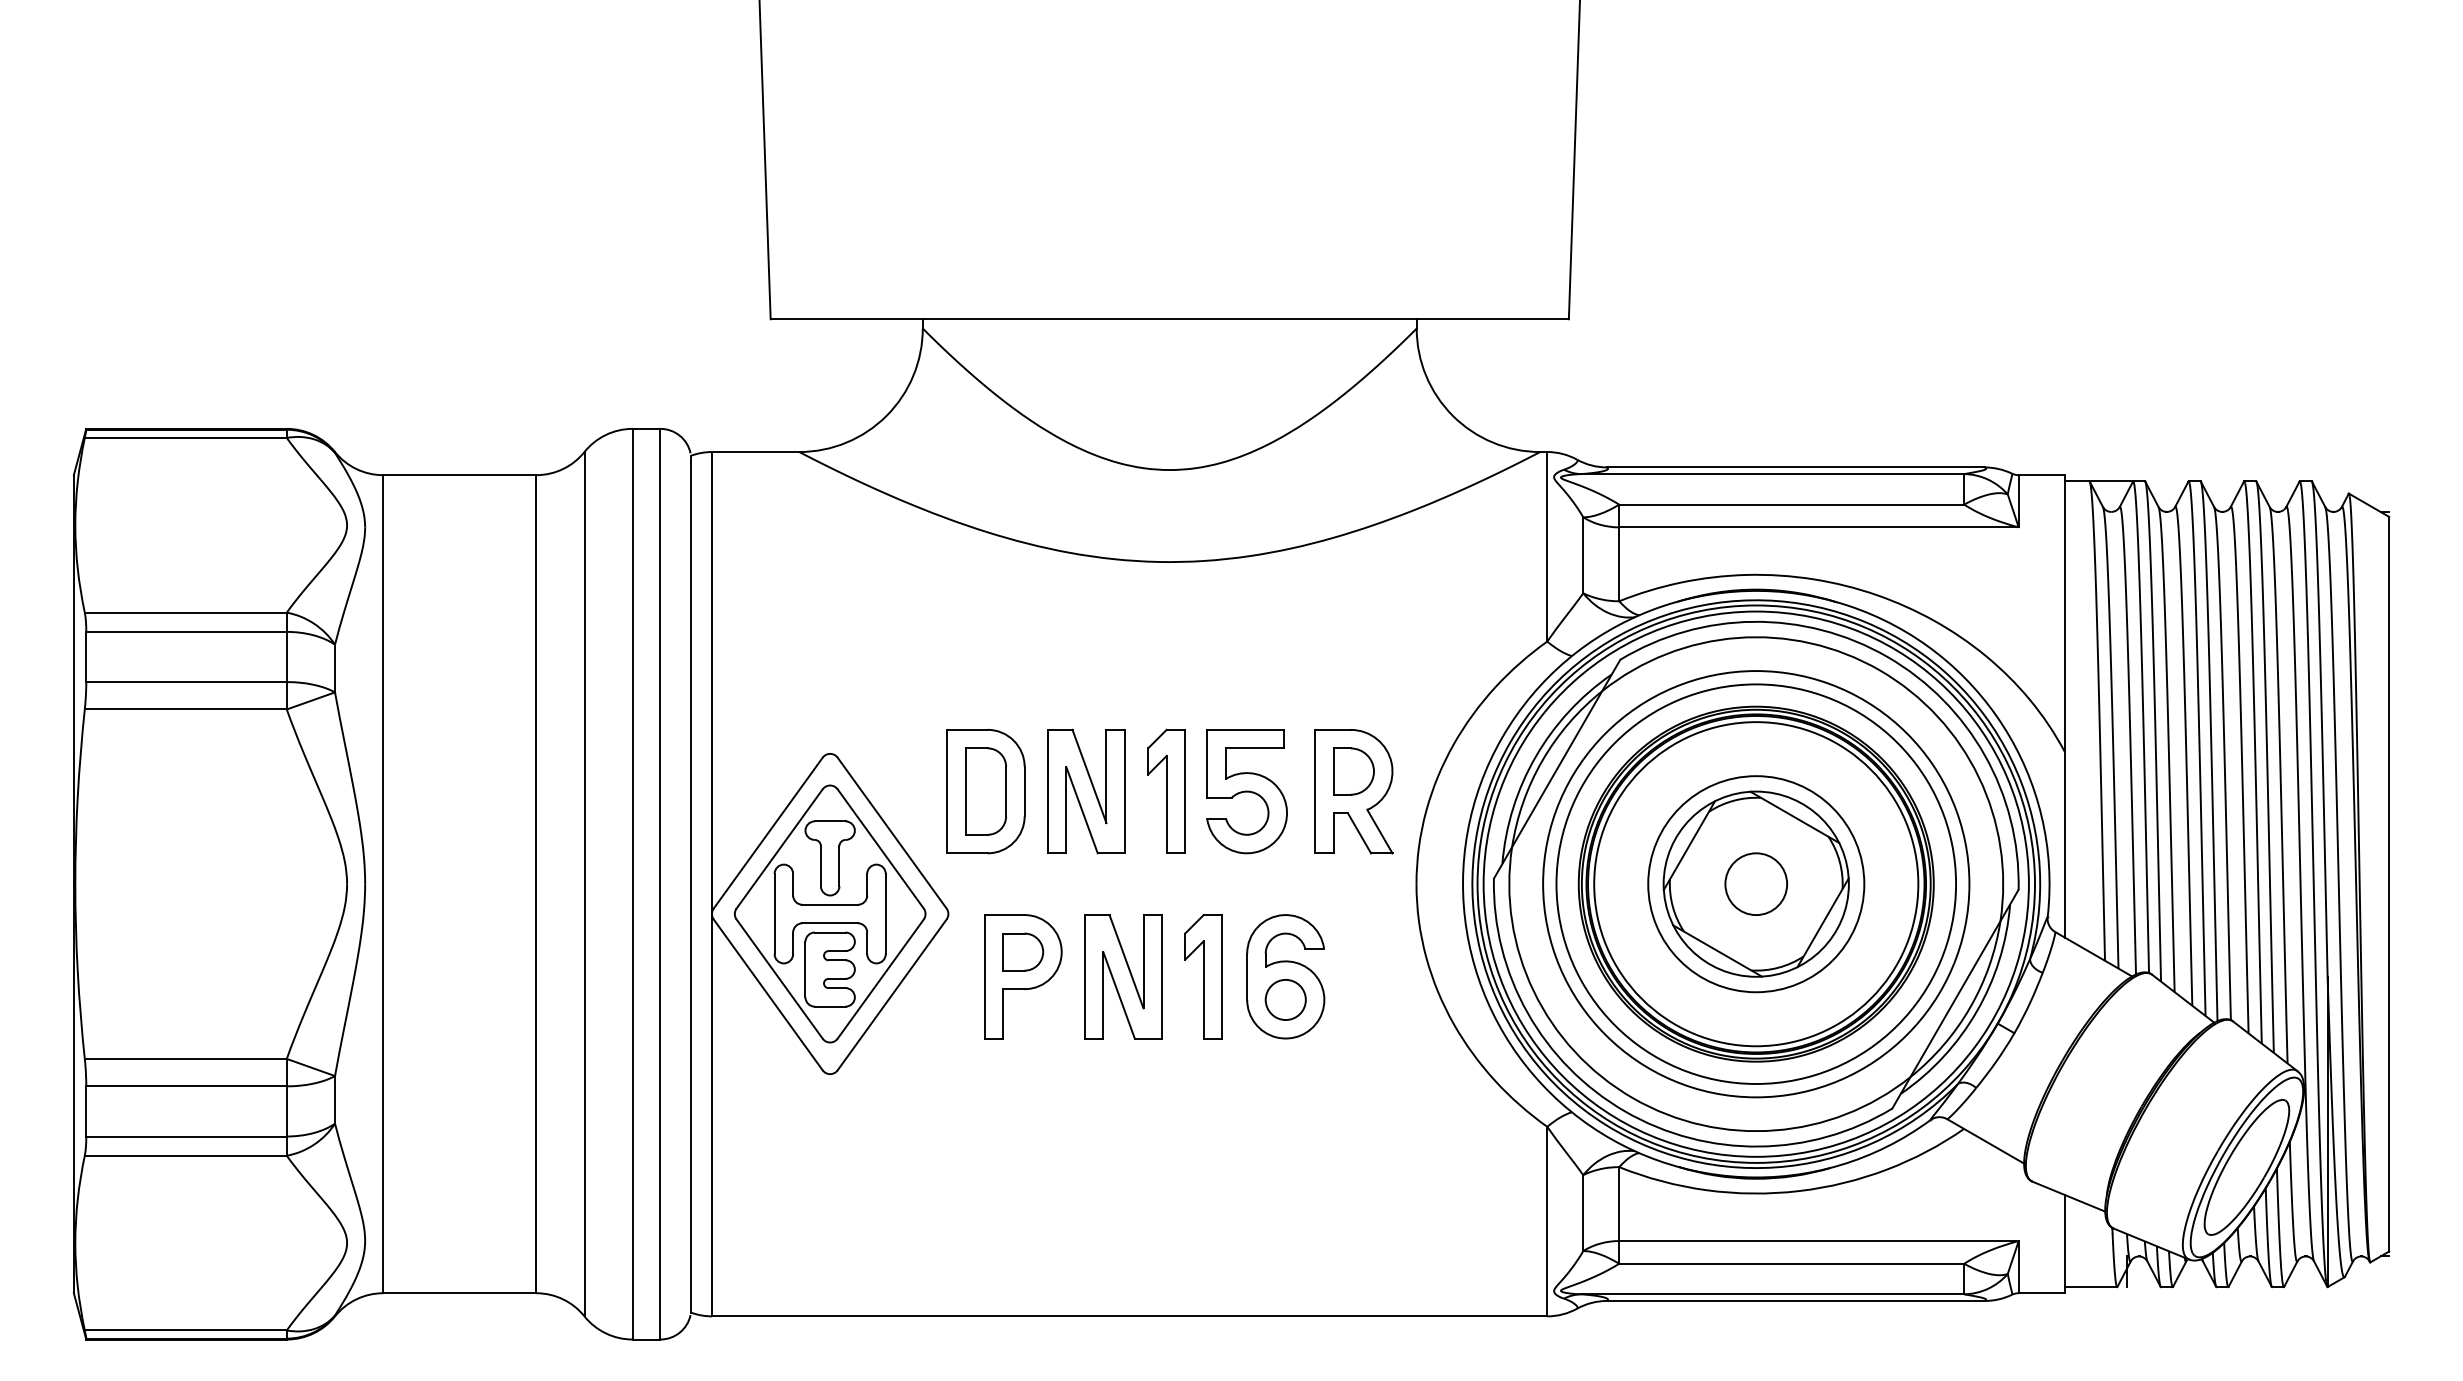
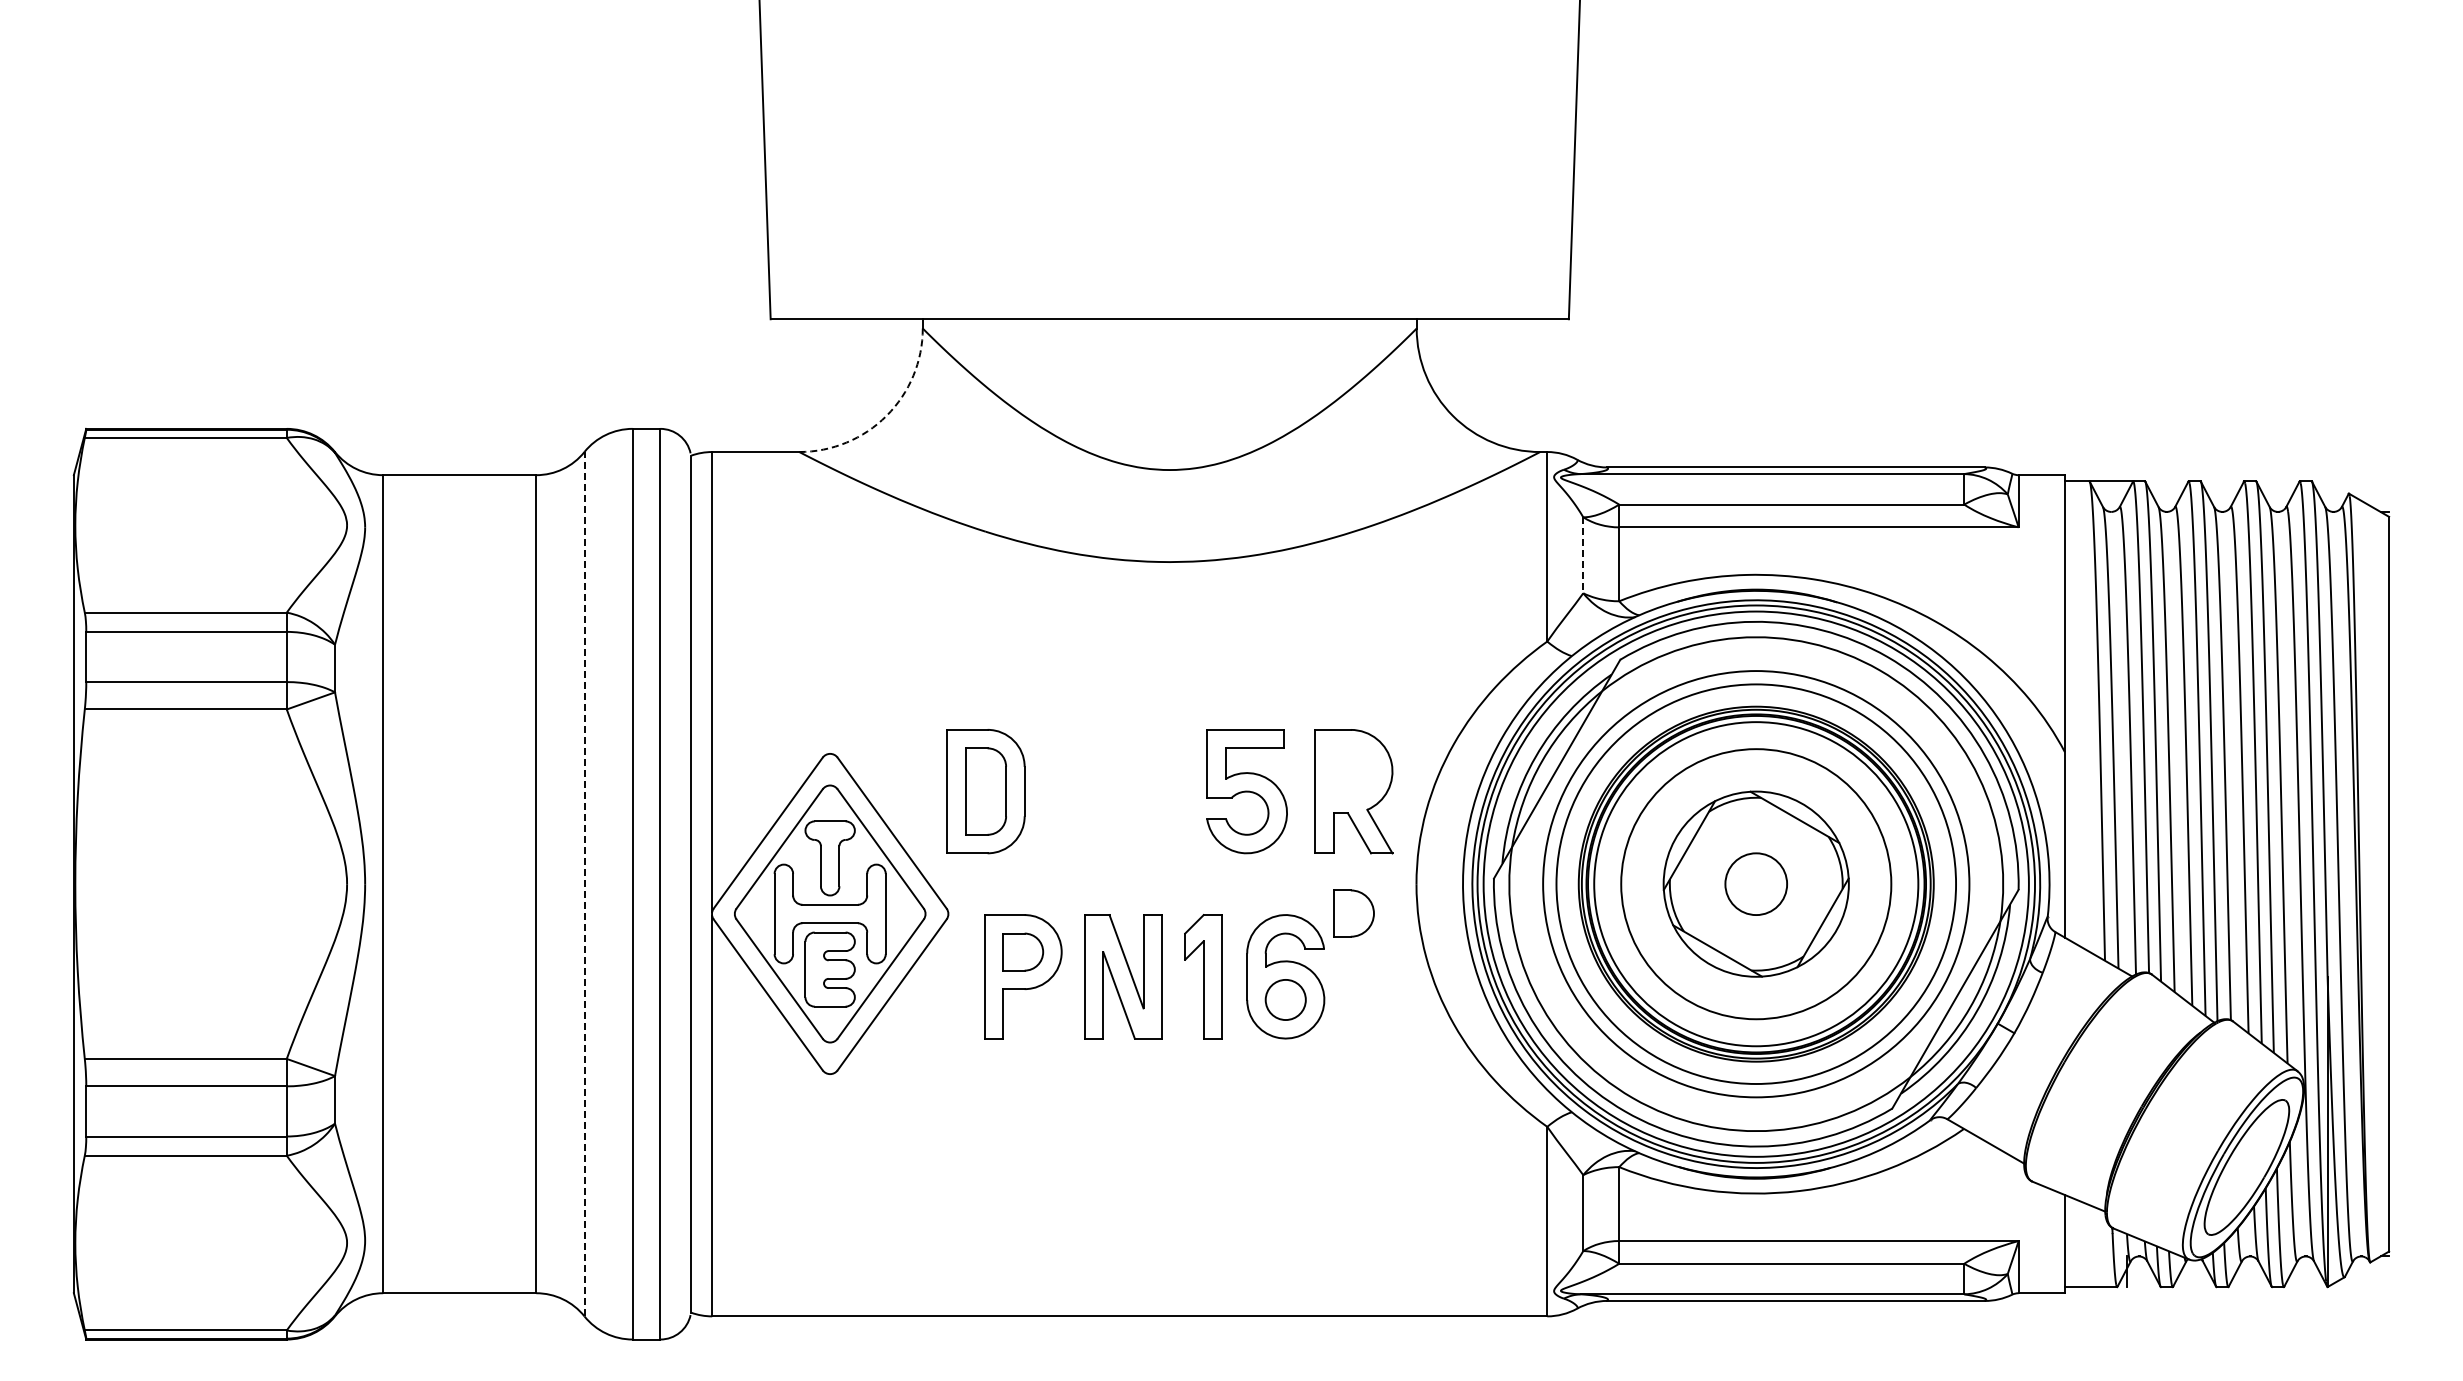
arc: solid -> dashed (886, 415)
line: solid -> dashed (1583, 555)
part position: (1353, 771) -> (1353, 913) (1353, 913)
part: present -> none (1166, 790)
part: present -> none (1086, 791)
line: solid -> dashed (584, 883)
circle diameter: 216 px -> 270 px (1756, 884)
